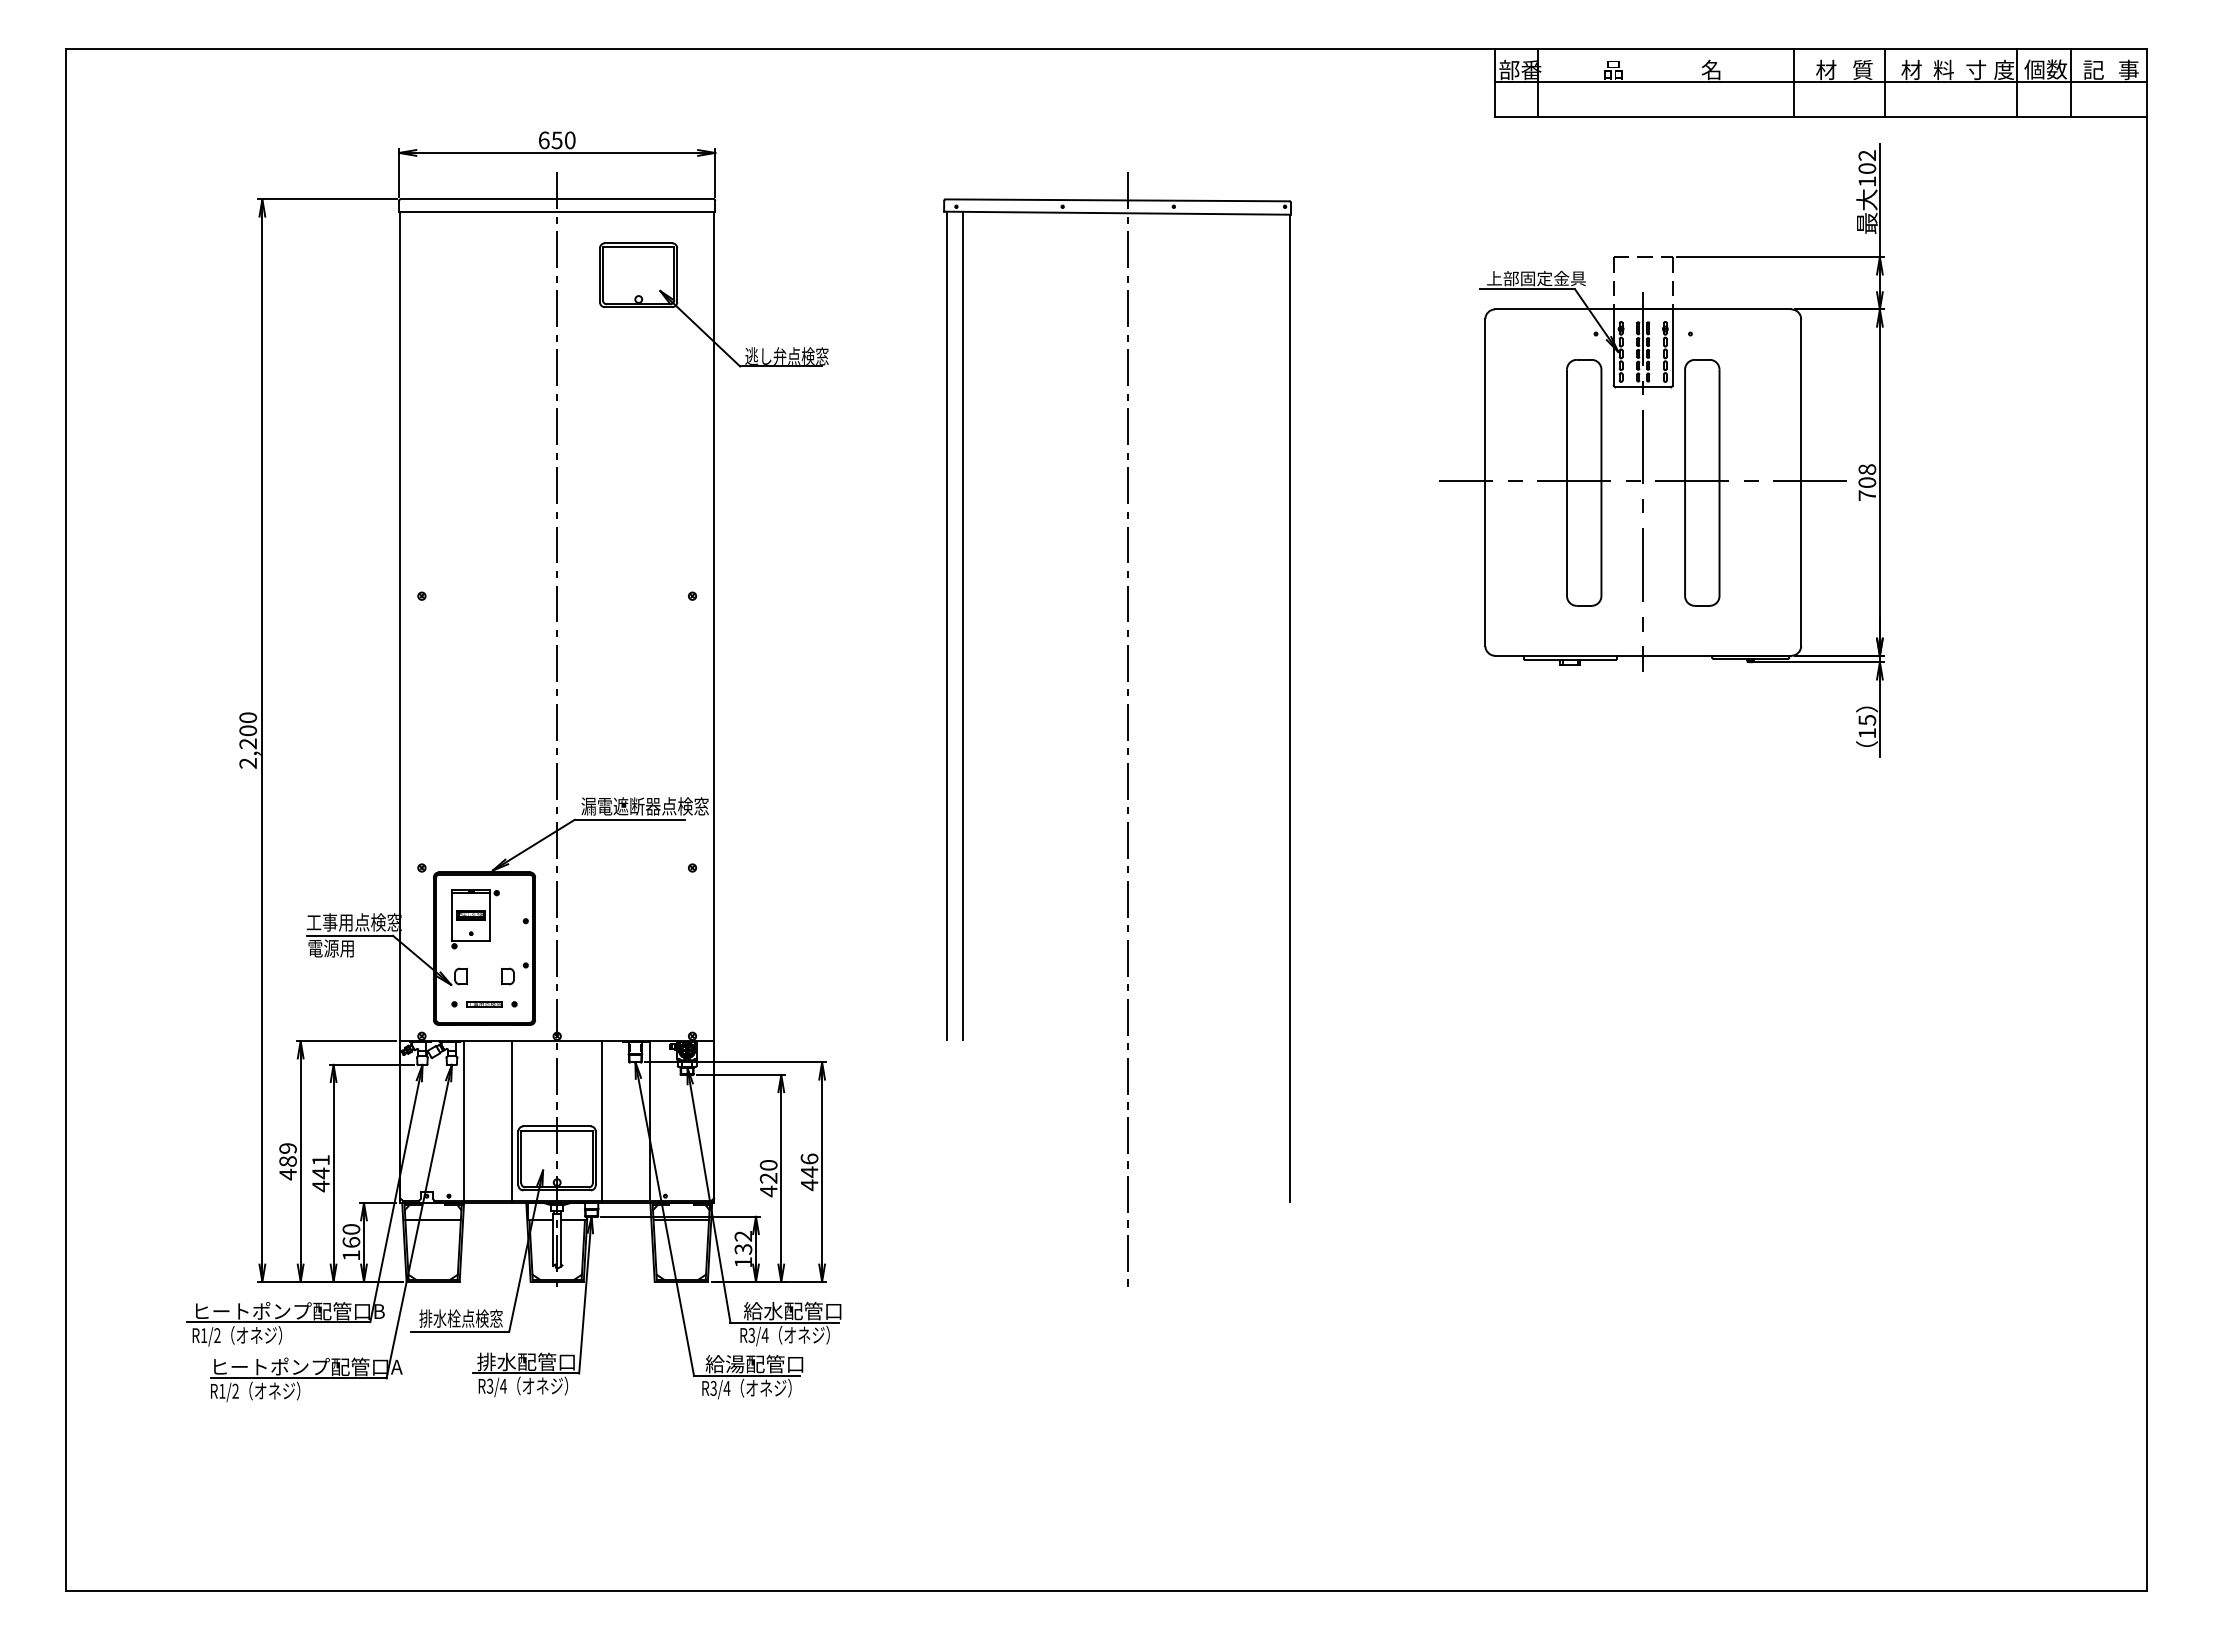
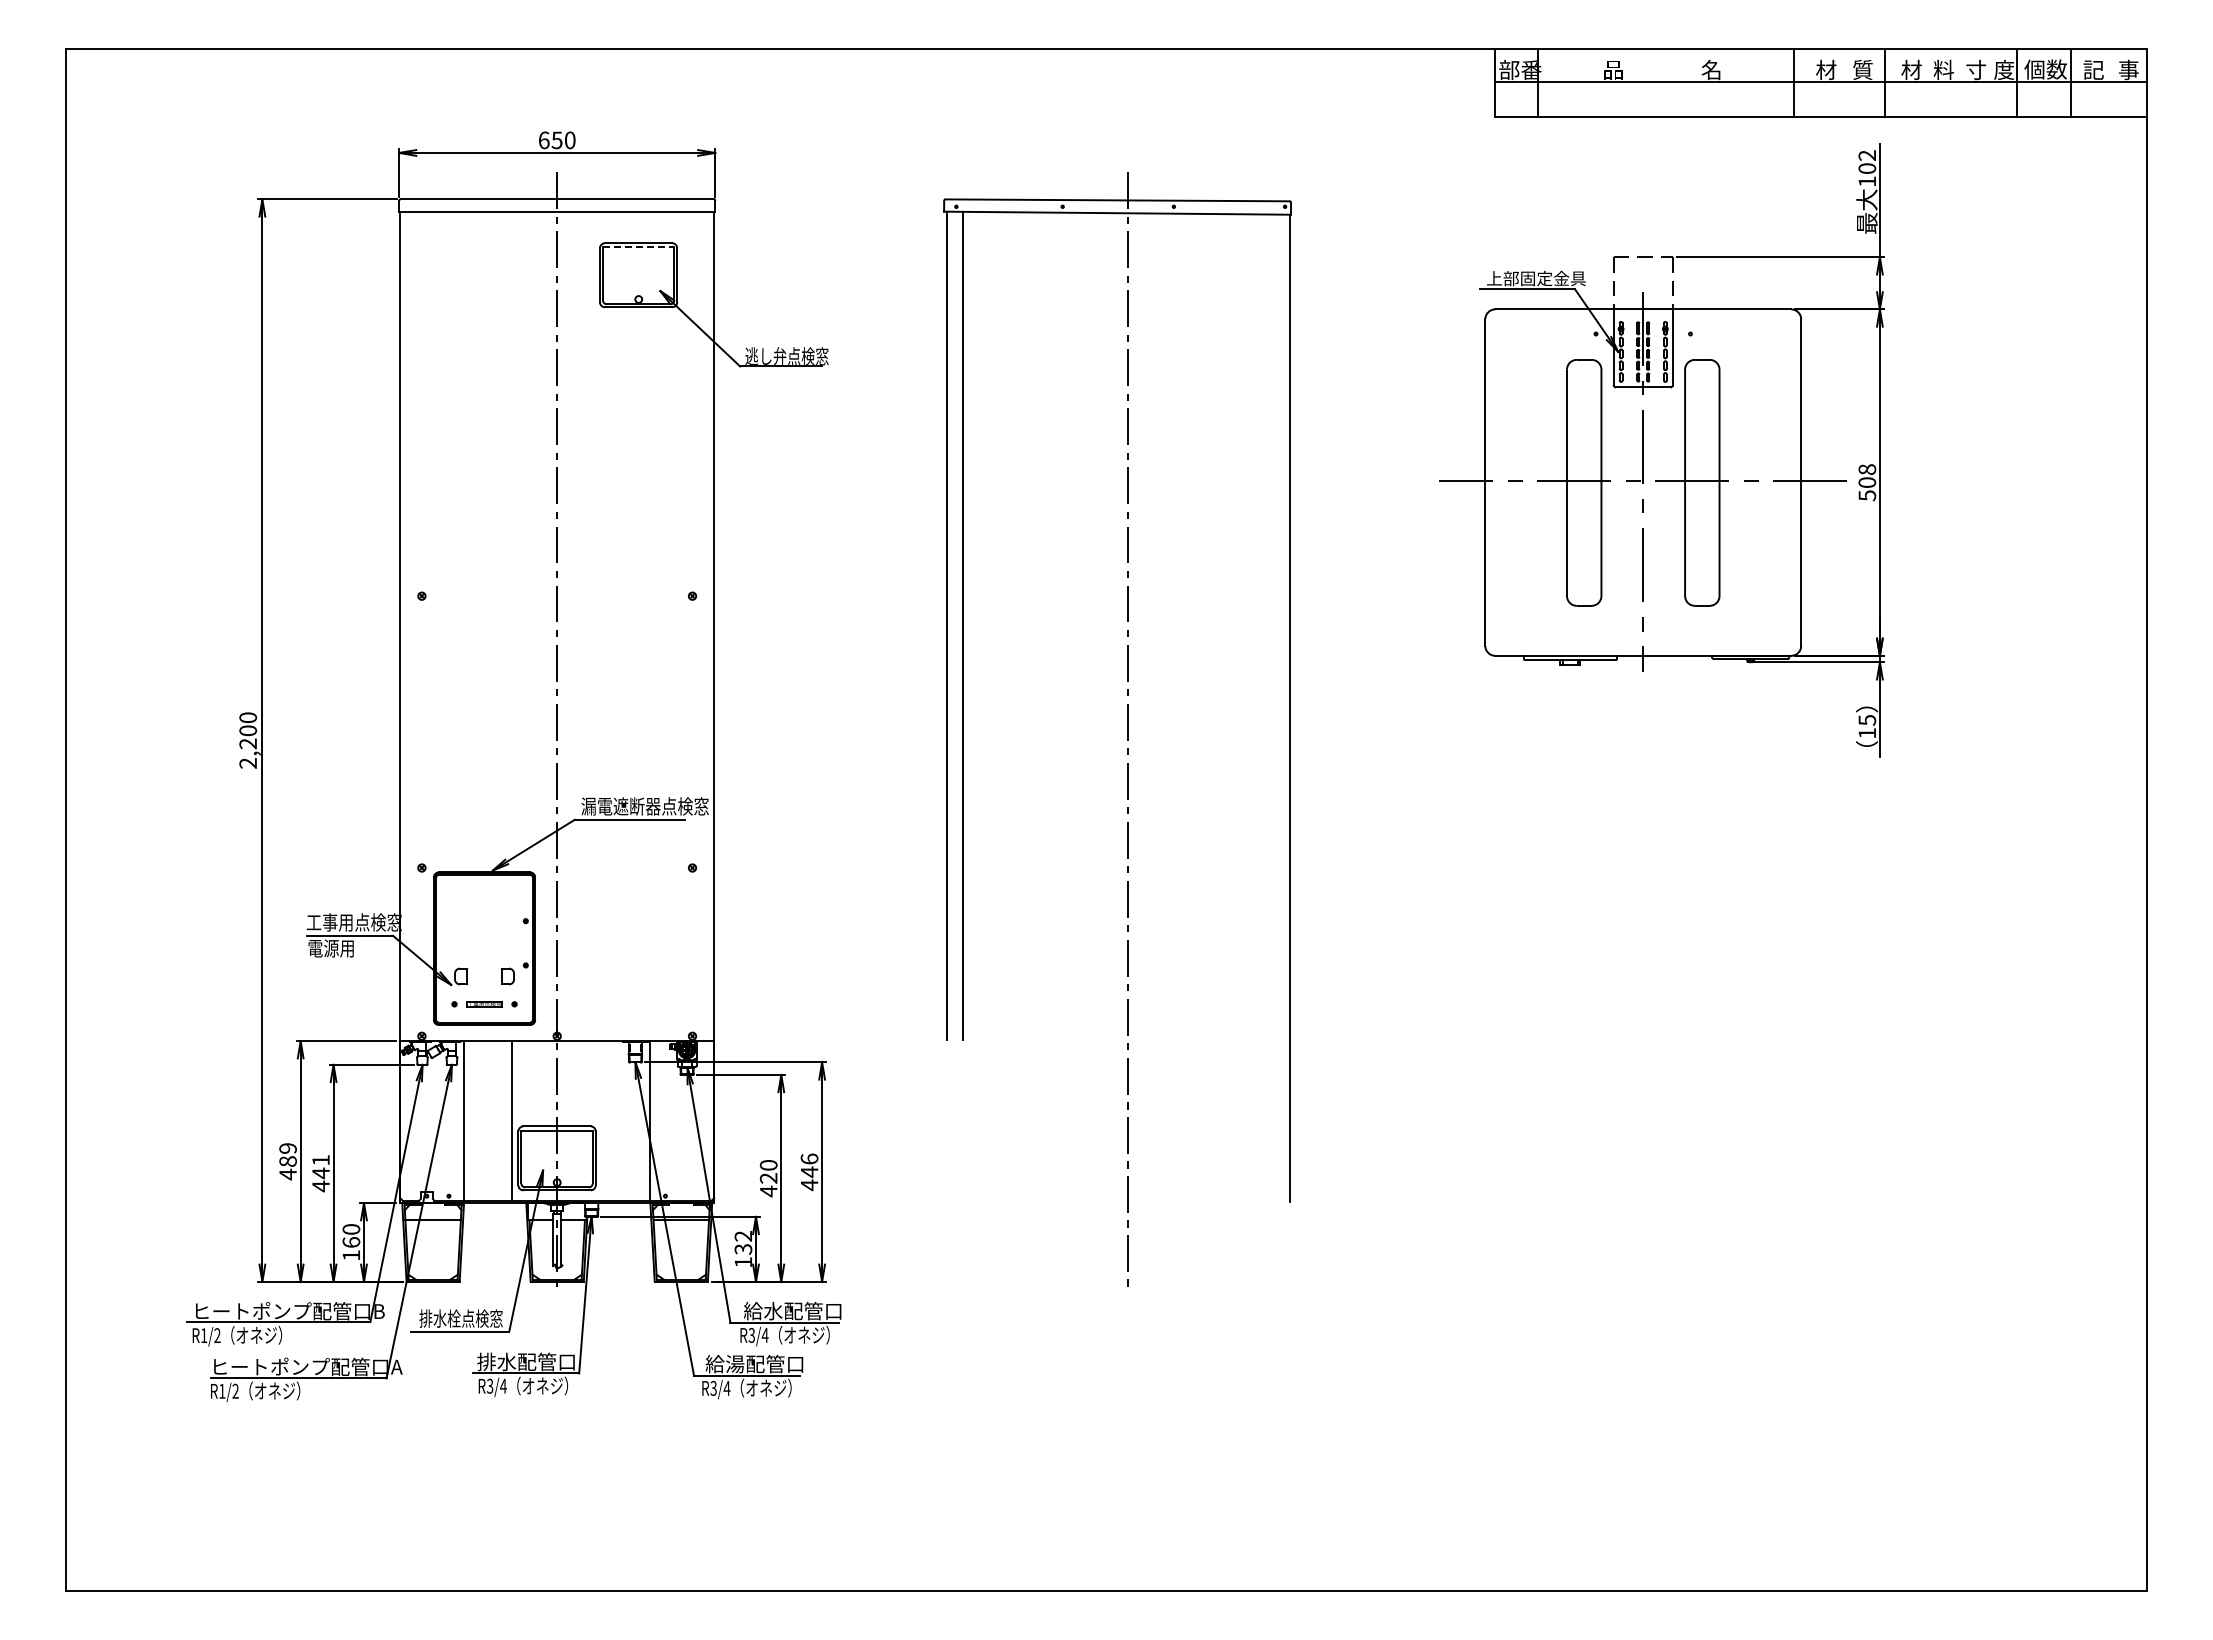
line: solid -> dashed (638, 247)
text: 708 -> 508 (1867, 495)
part: present -> none (475, 919)
line: present -> none (602, 1120)
